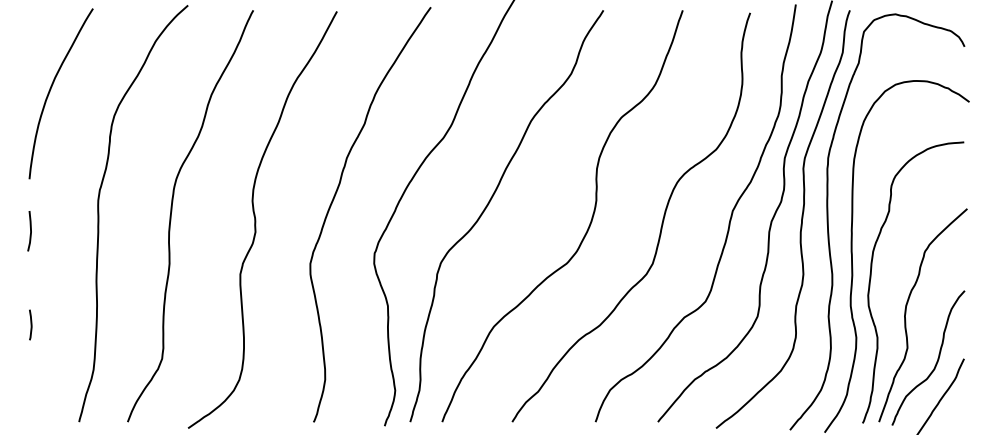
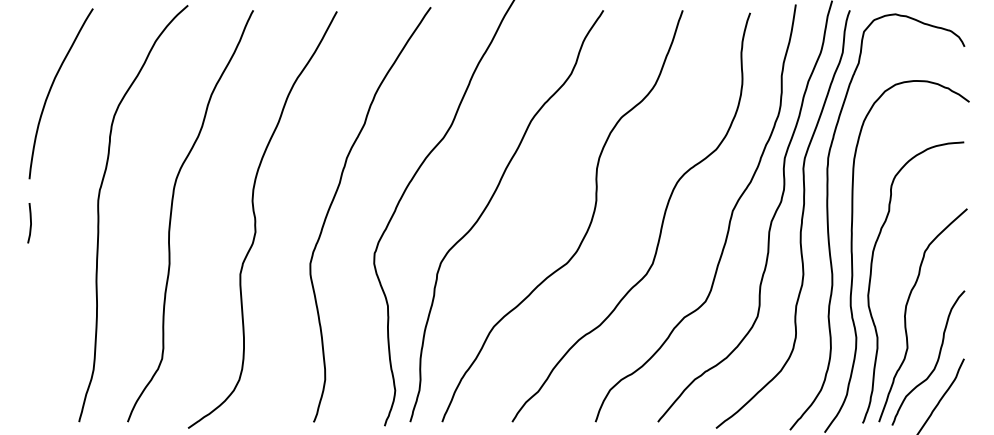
line position: (30, 231) -> (30, 223) (30, 223)
line: present -> none (30, 324)
